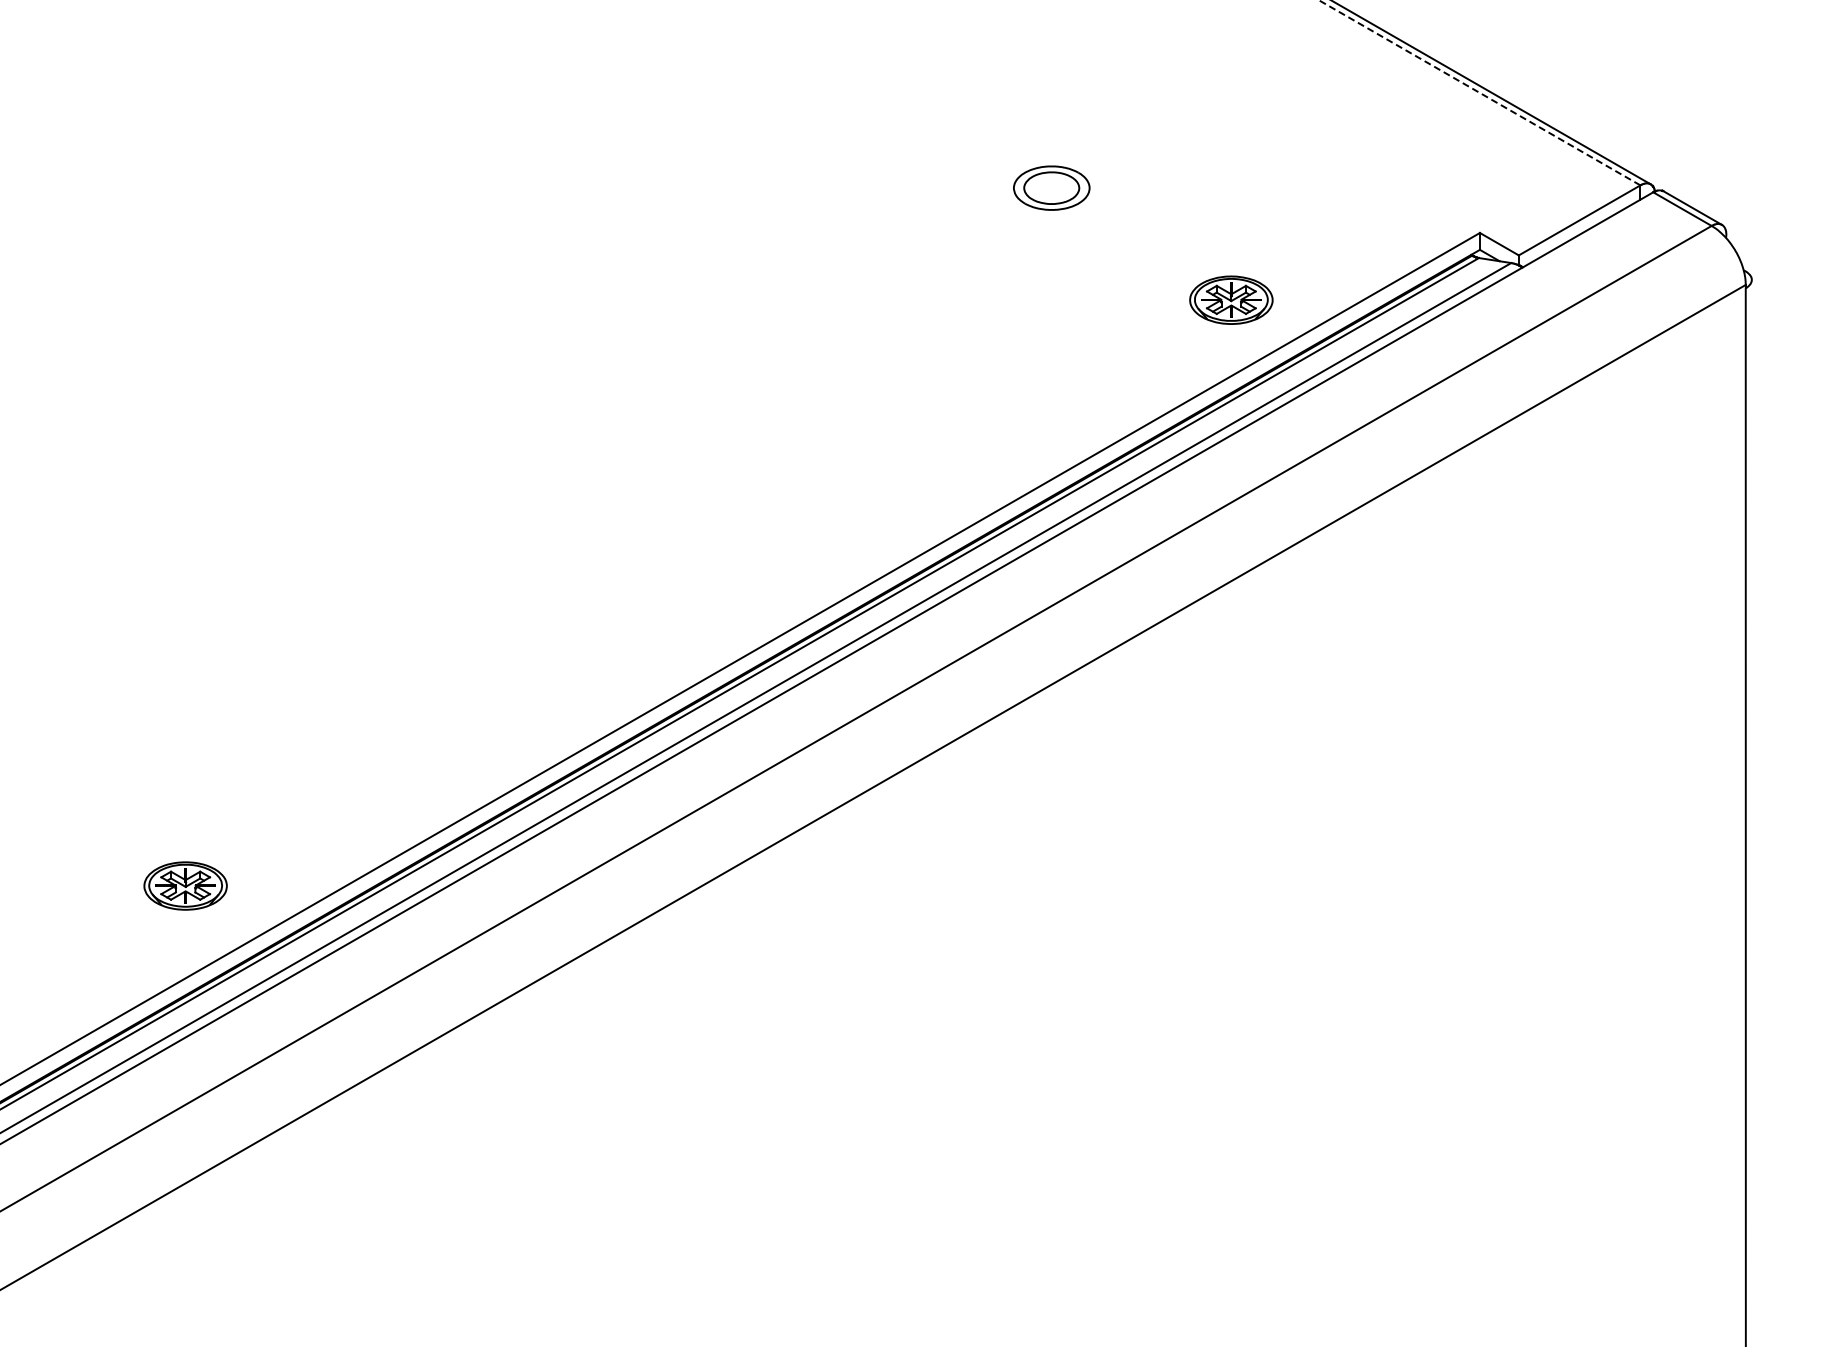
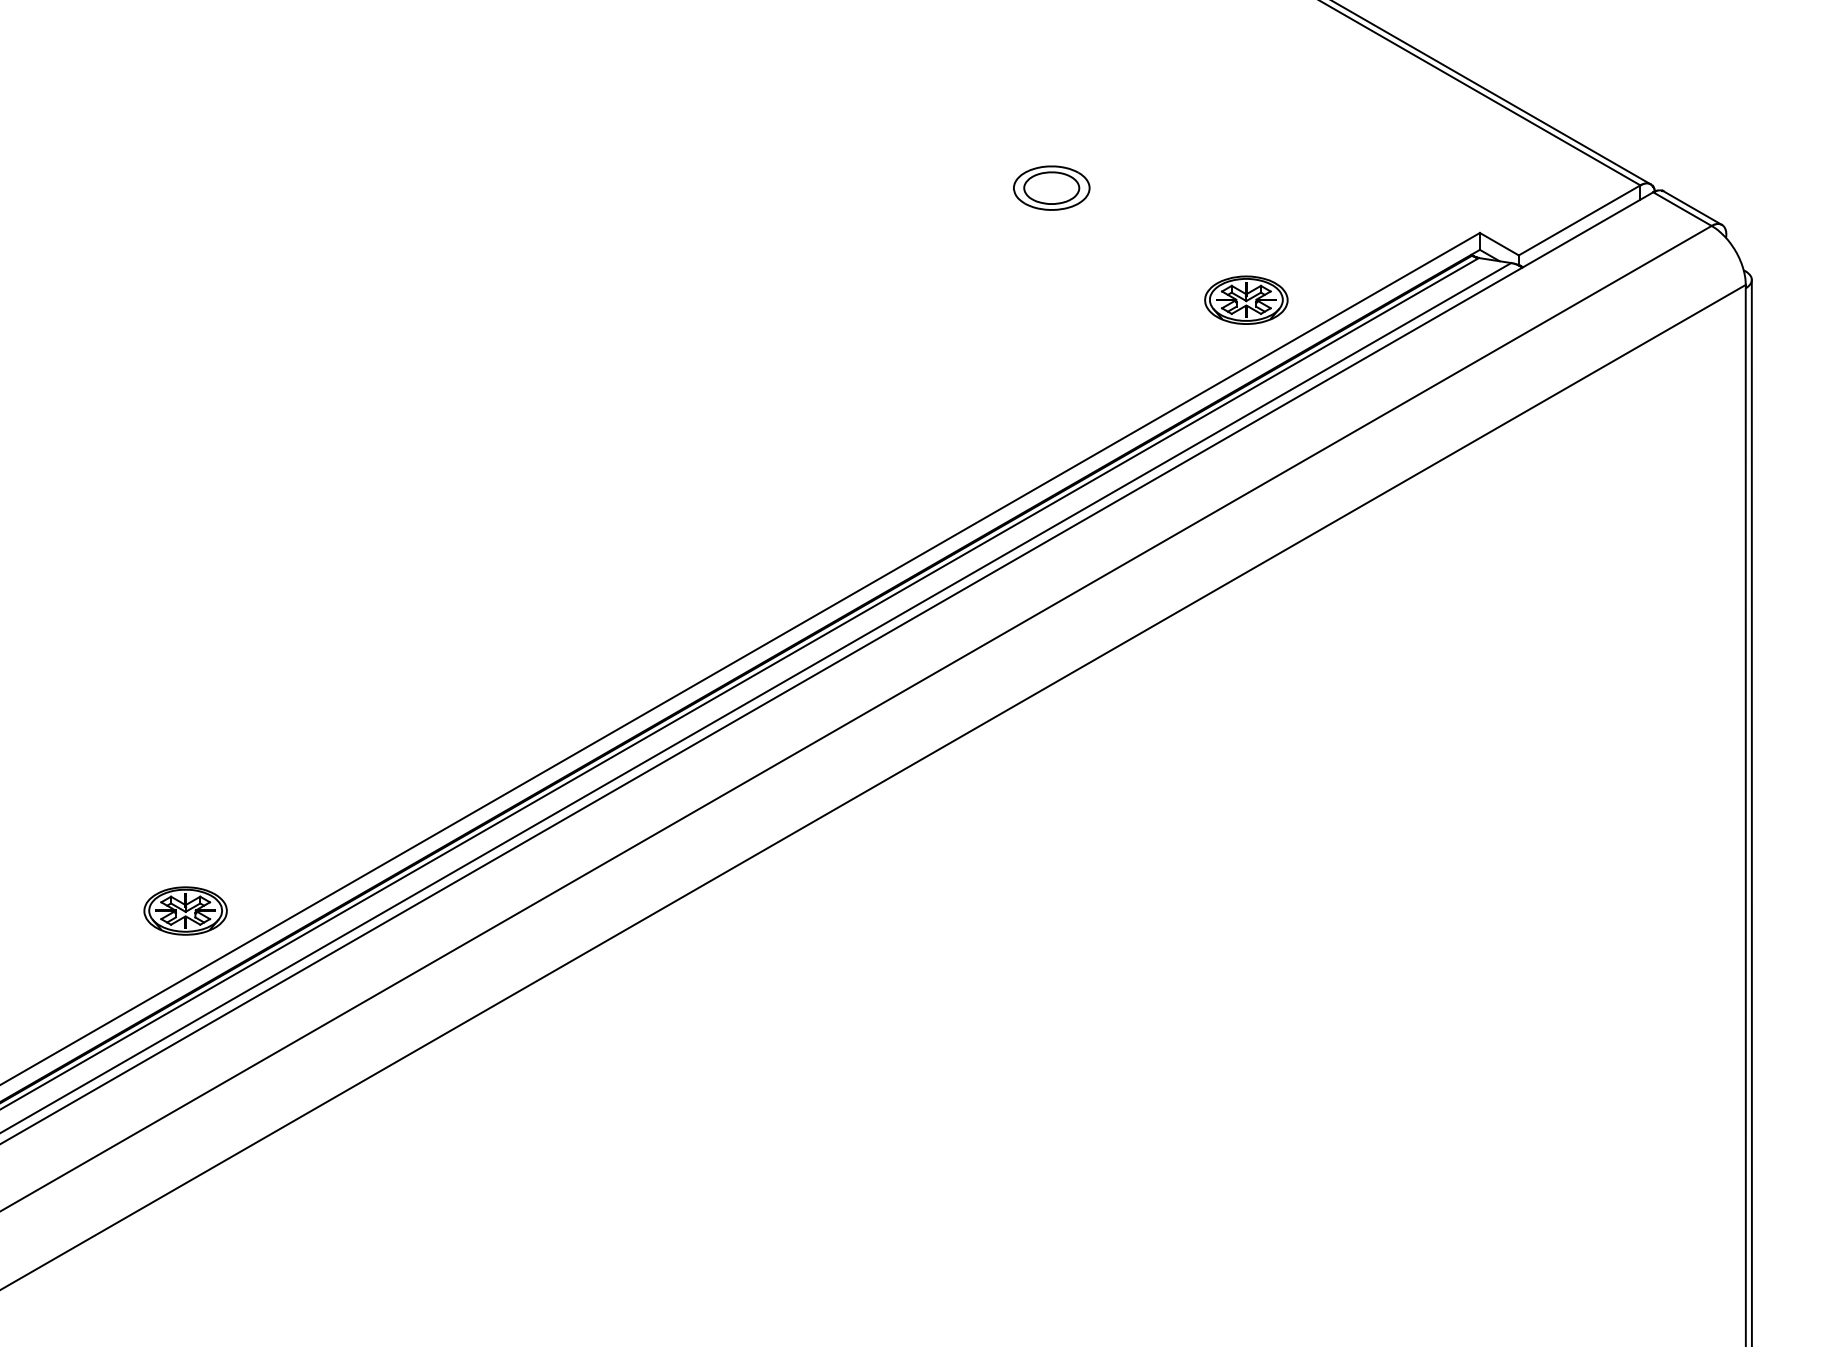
line: dashed -> solid (1479, 92)
part position: (1231, 299) -> (1246, 299) (1246, 299)
line: none -> present (1751, 811)
part position: (185, 885) -> (185, 910) (185, 910)
